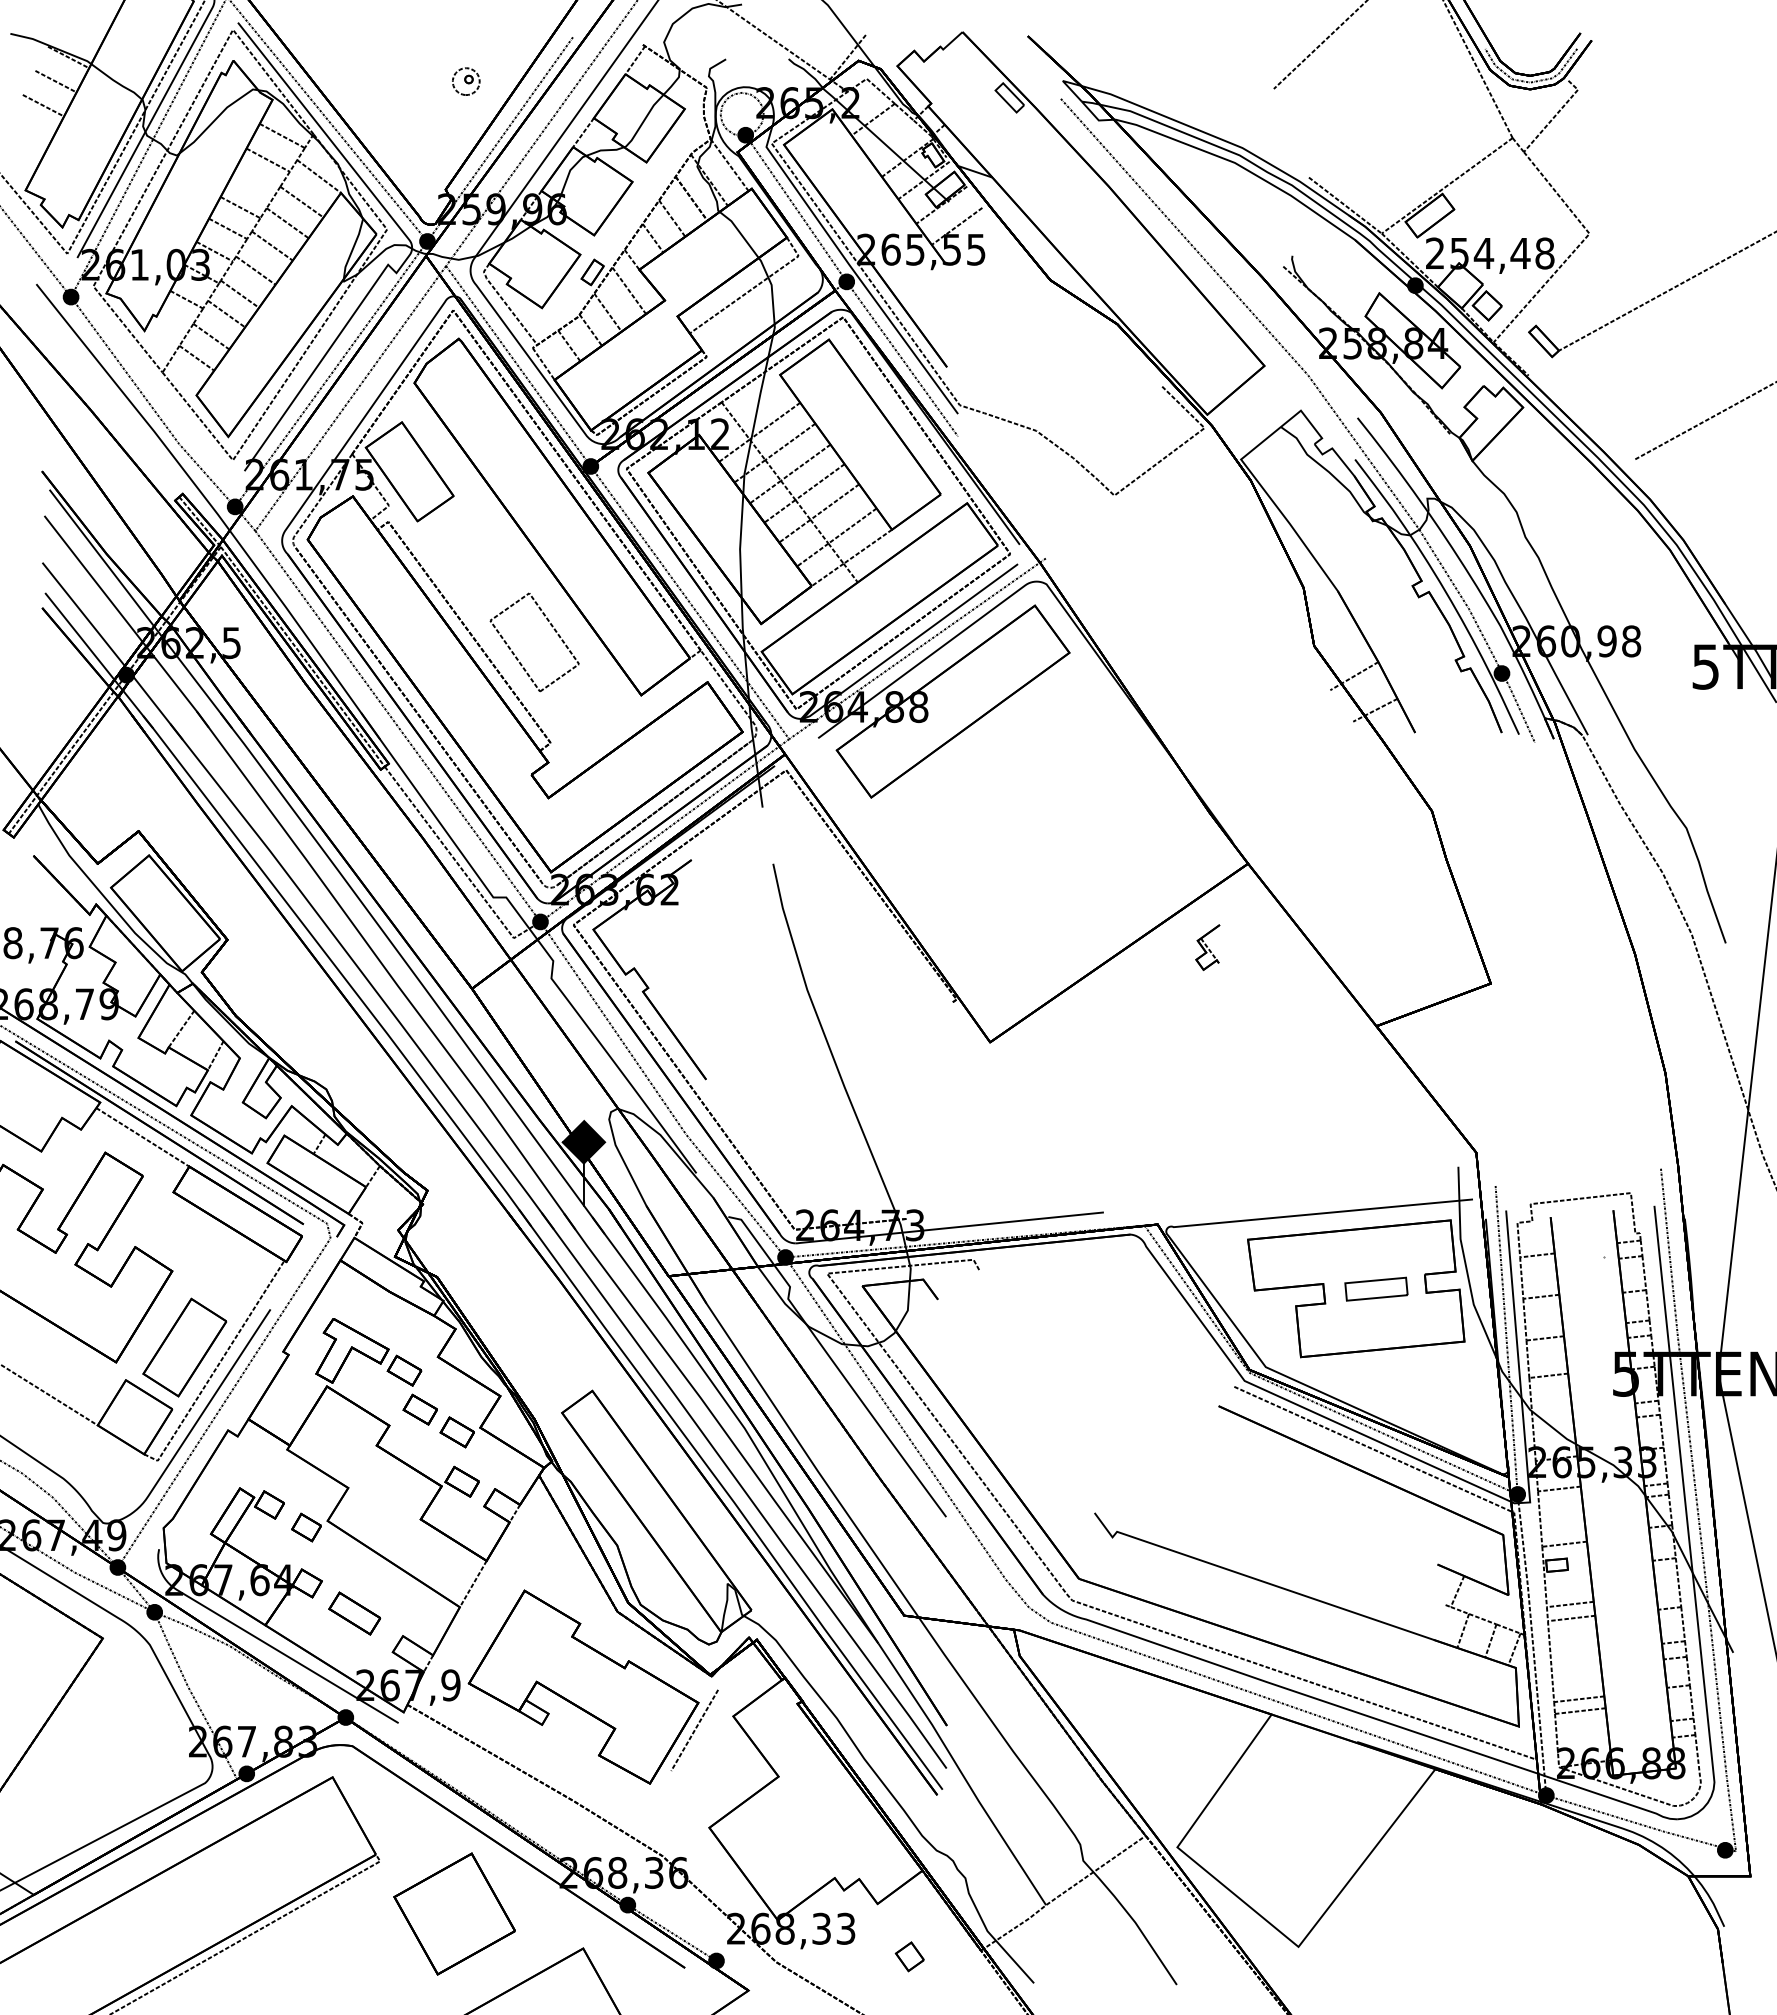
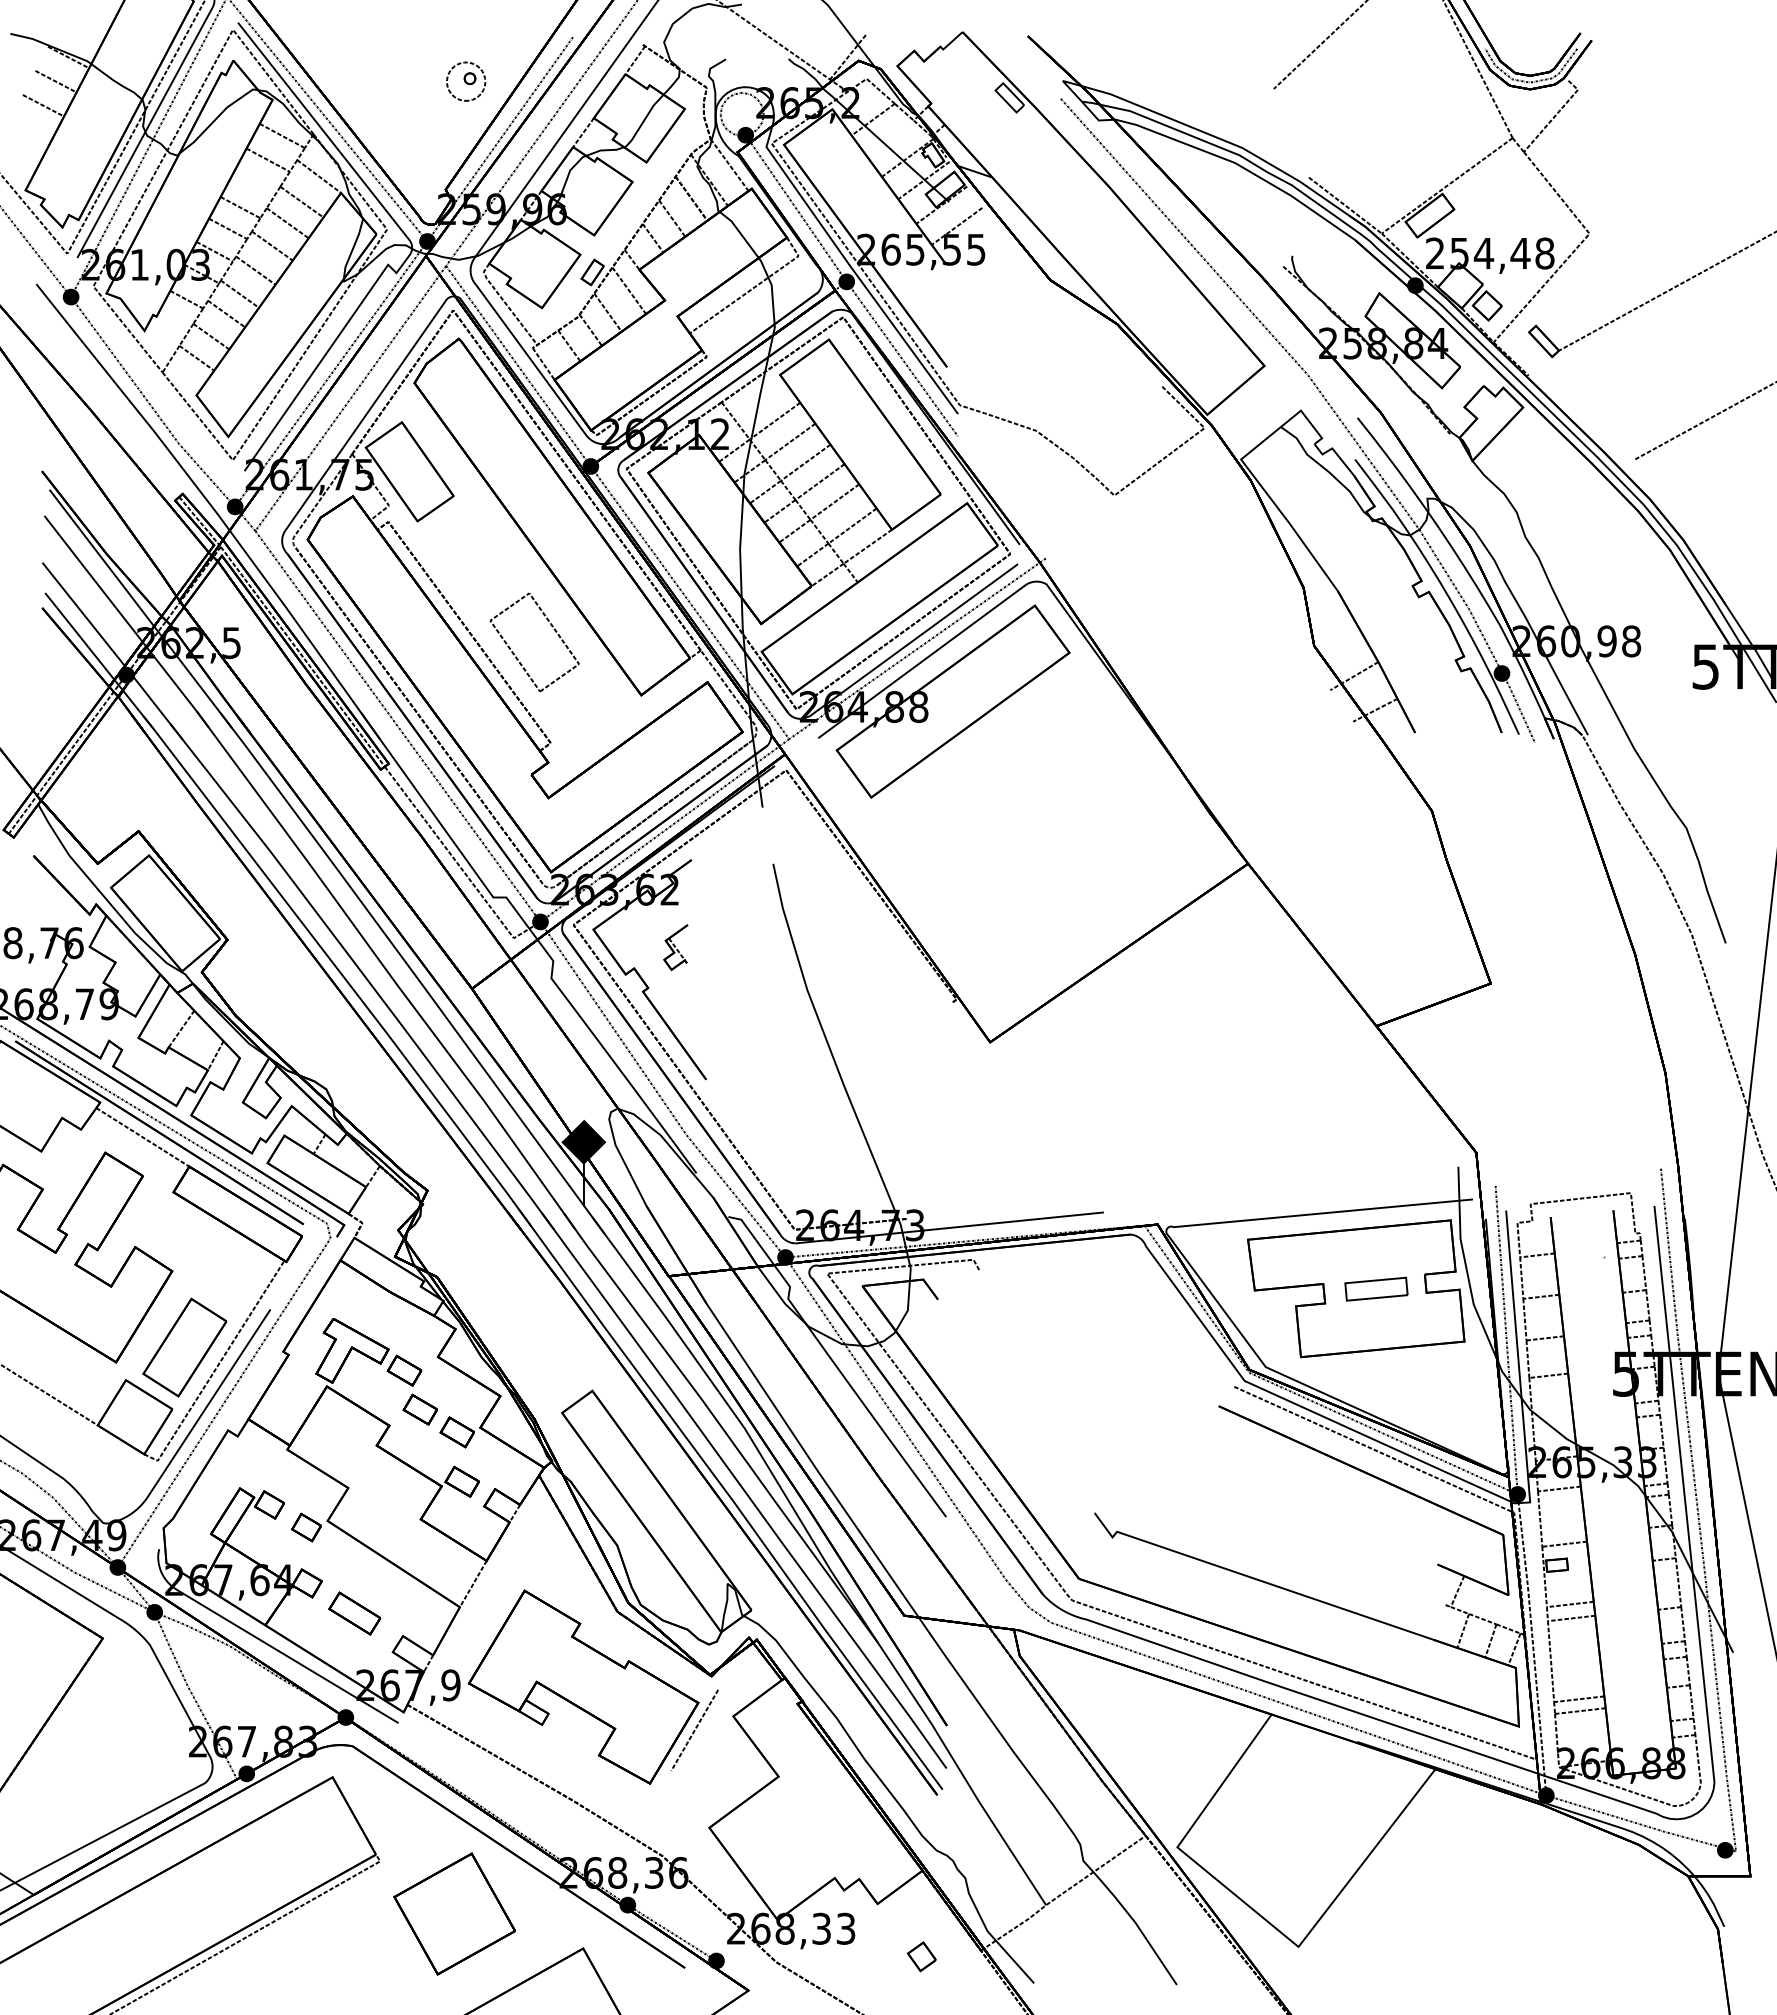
part size: 29x29 px -> 41x41 px (466, 81)
part position: (1207, 947) -> (675, 947) (675, 947)
part position: (909, 1956) -> (921, 1956) (921, 1956)
